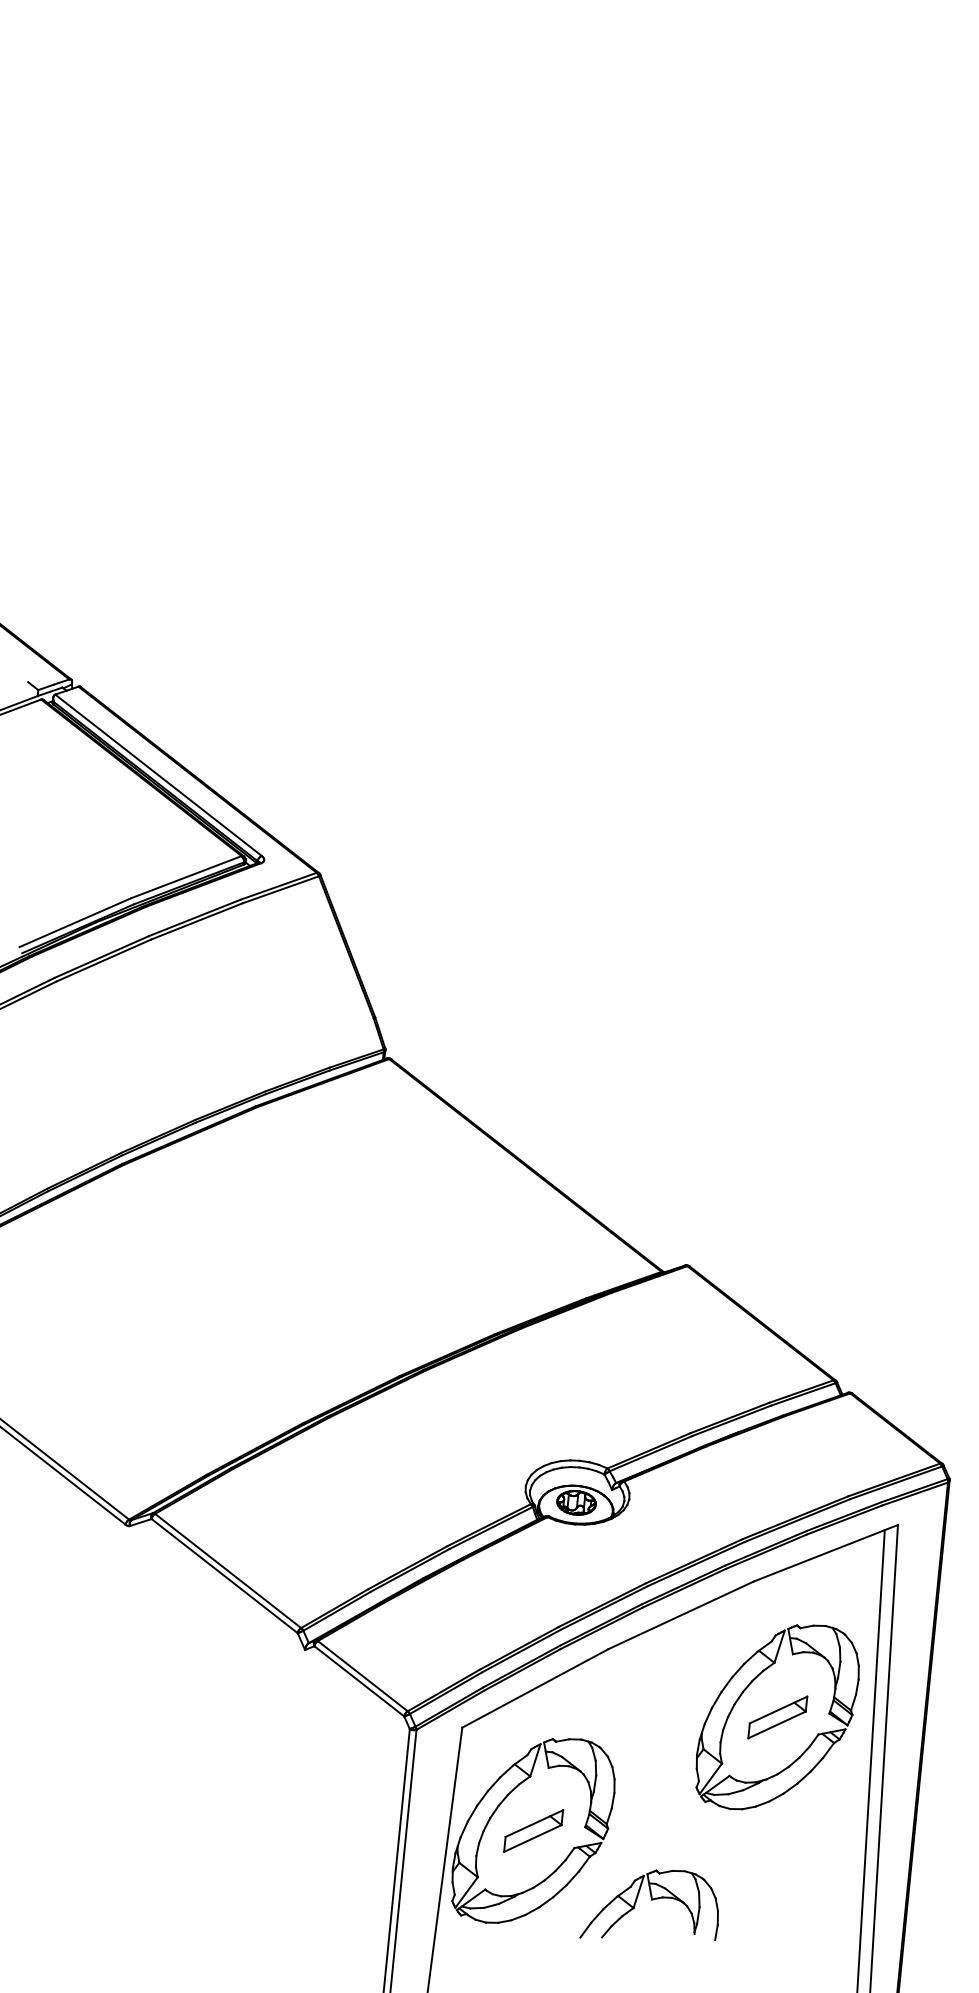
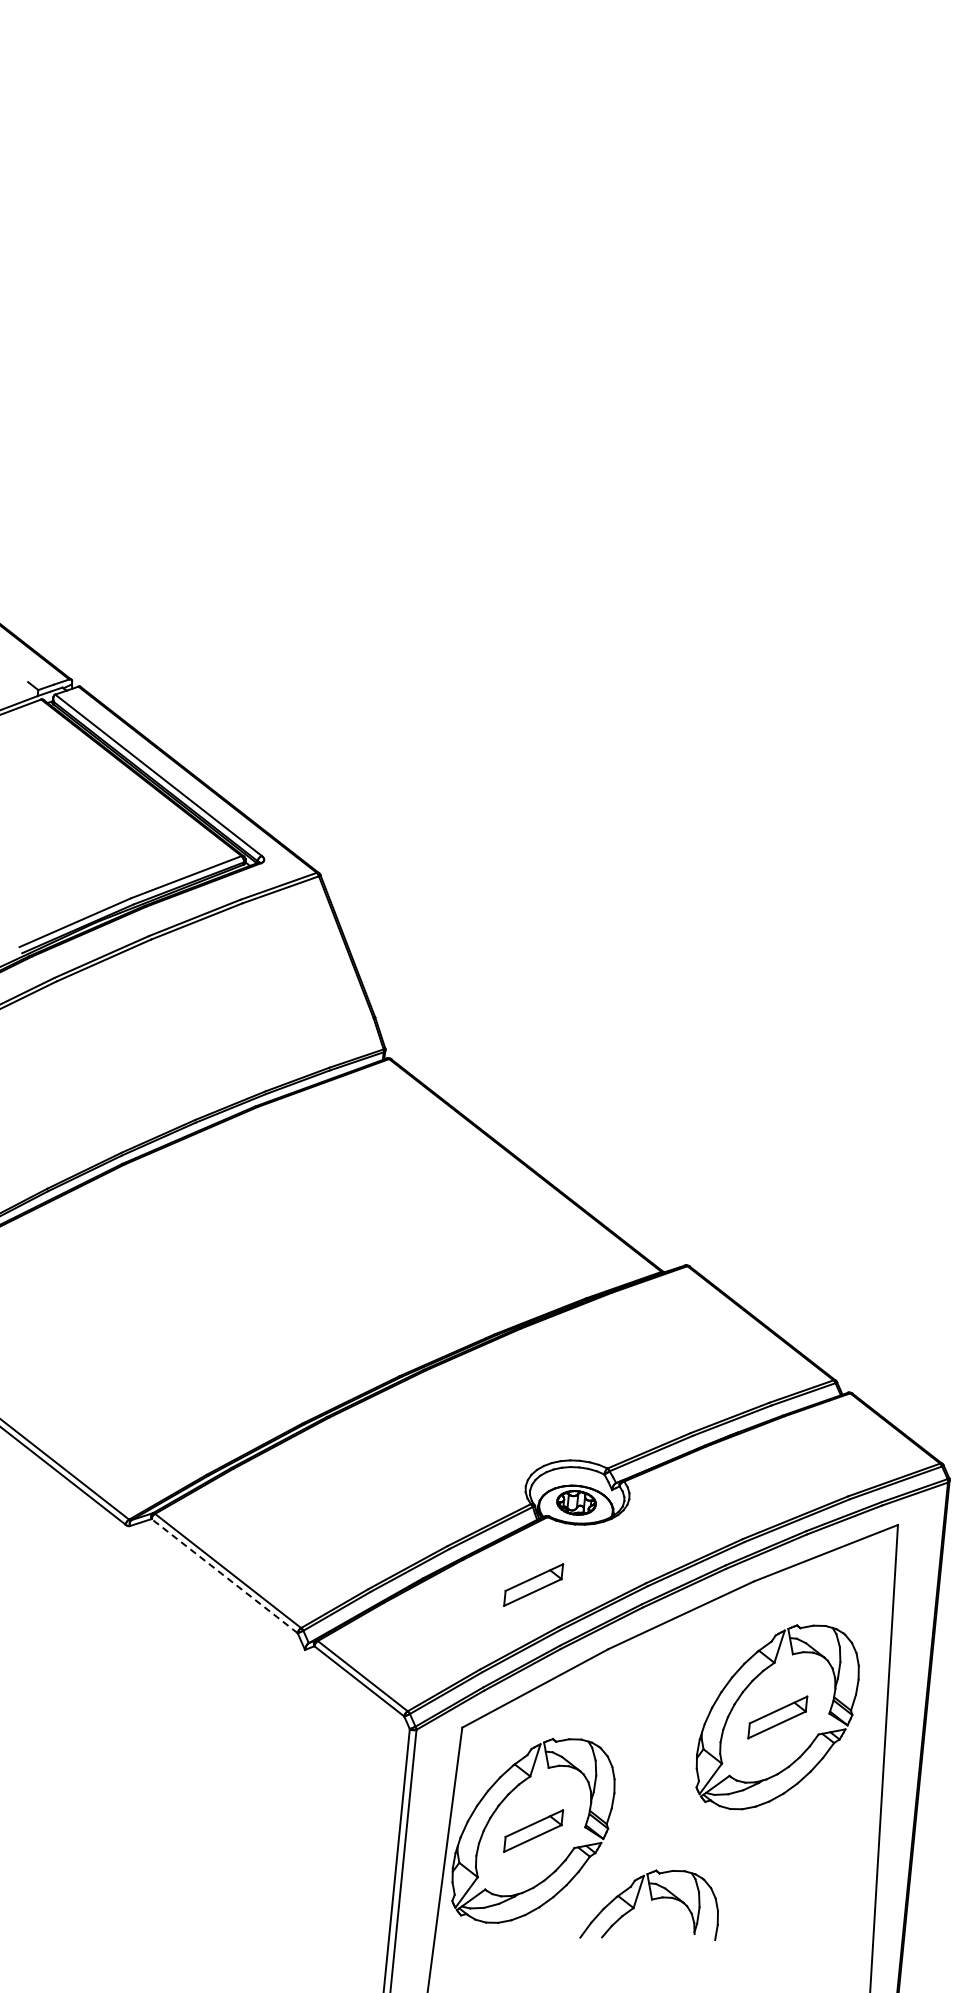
line: solid -> dashed (224, 1576)
part: none -> present (533, 1584)
line: present -> none (870, 1759)
